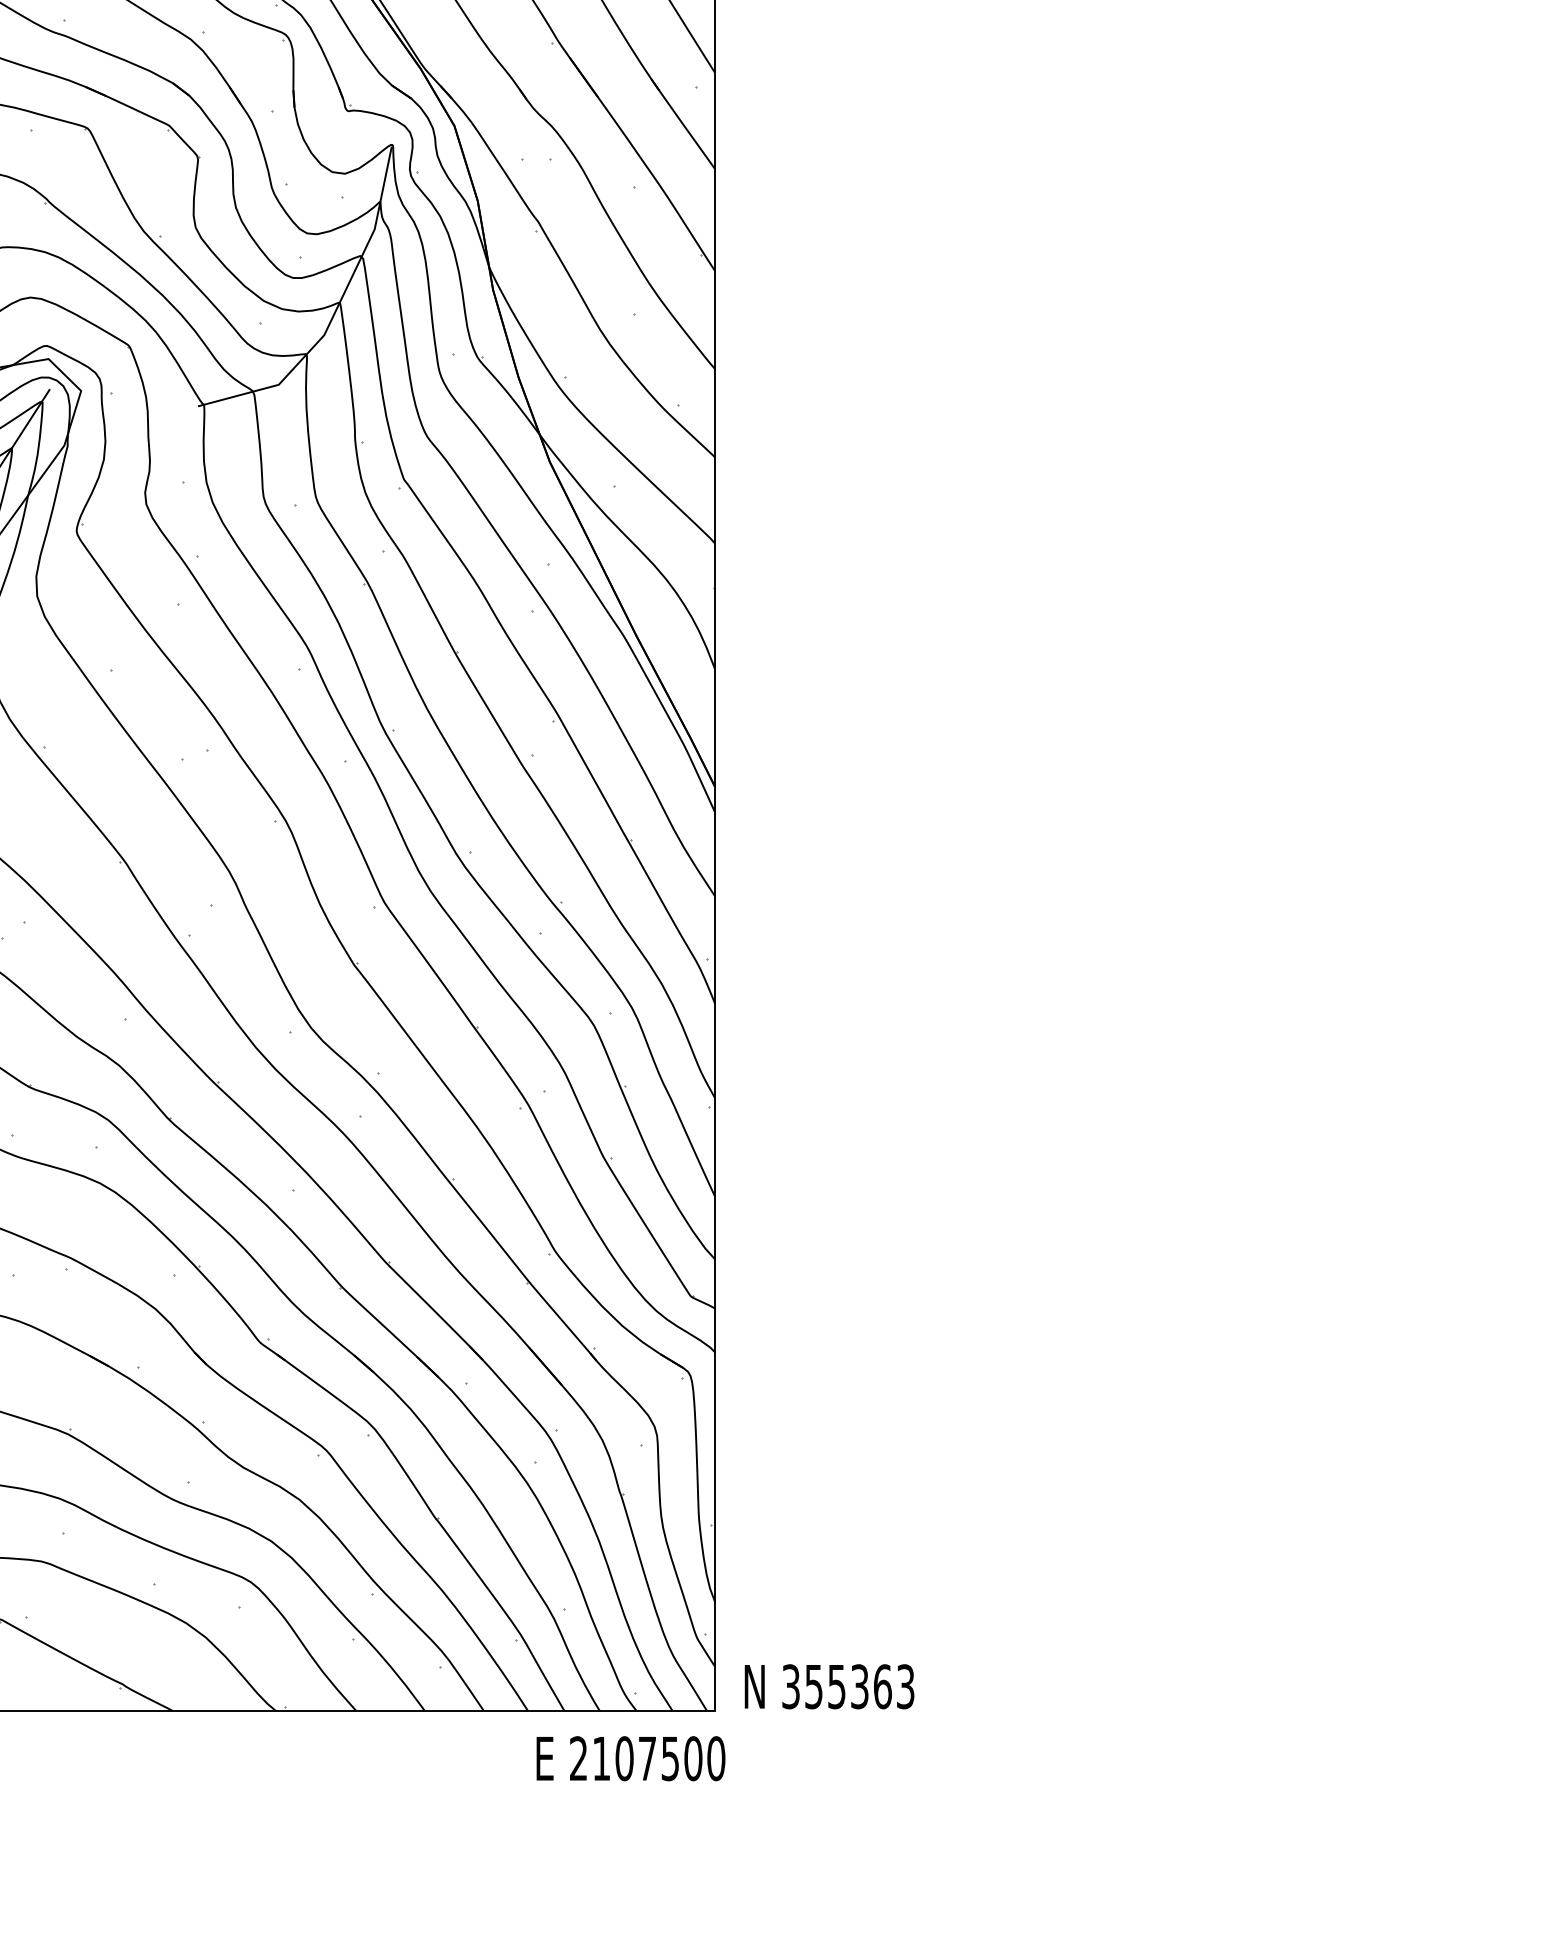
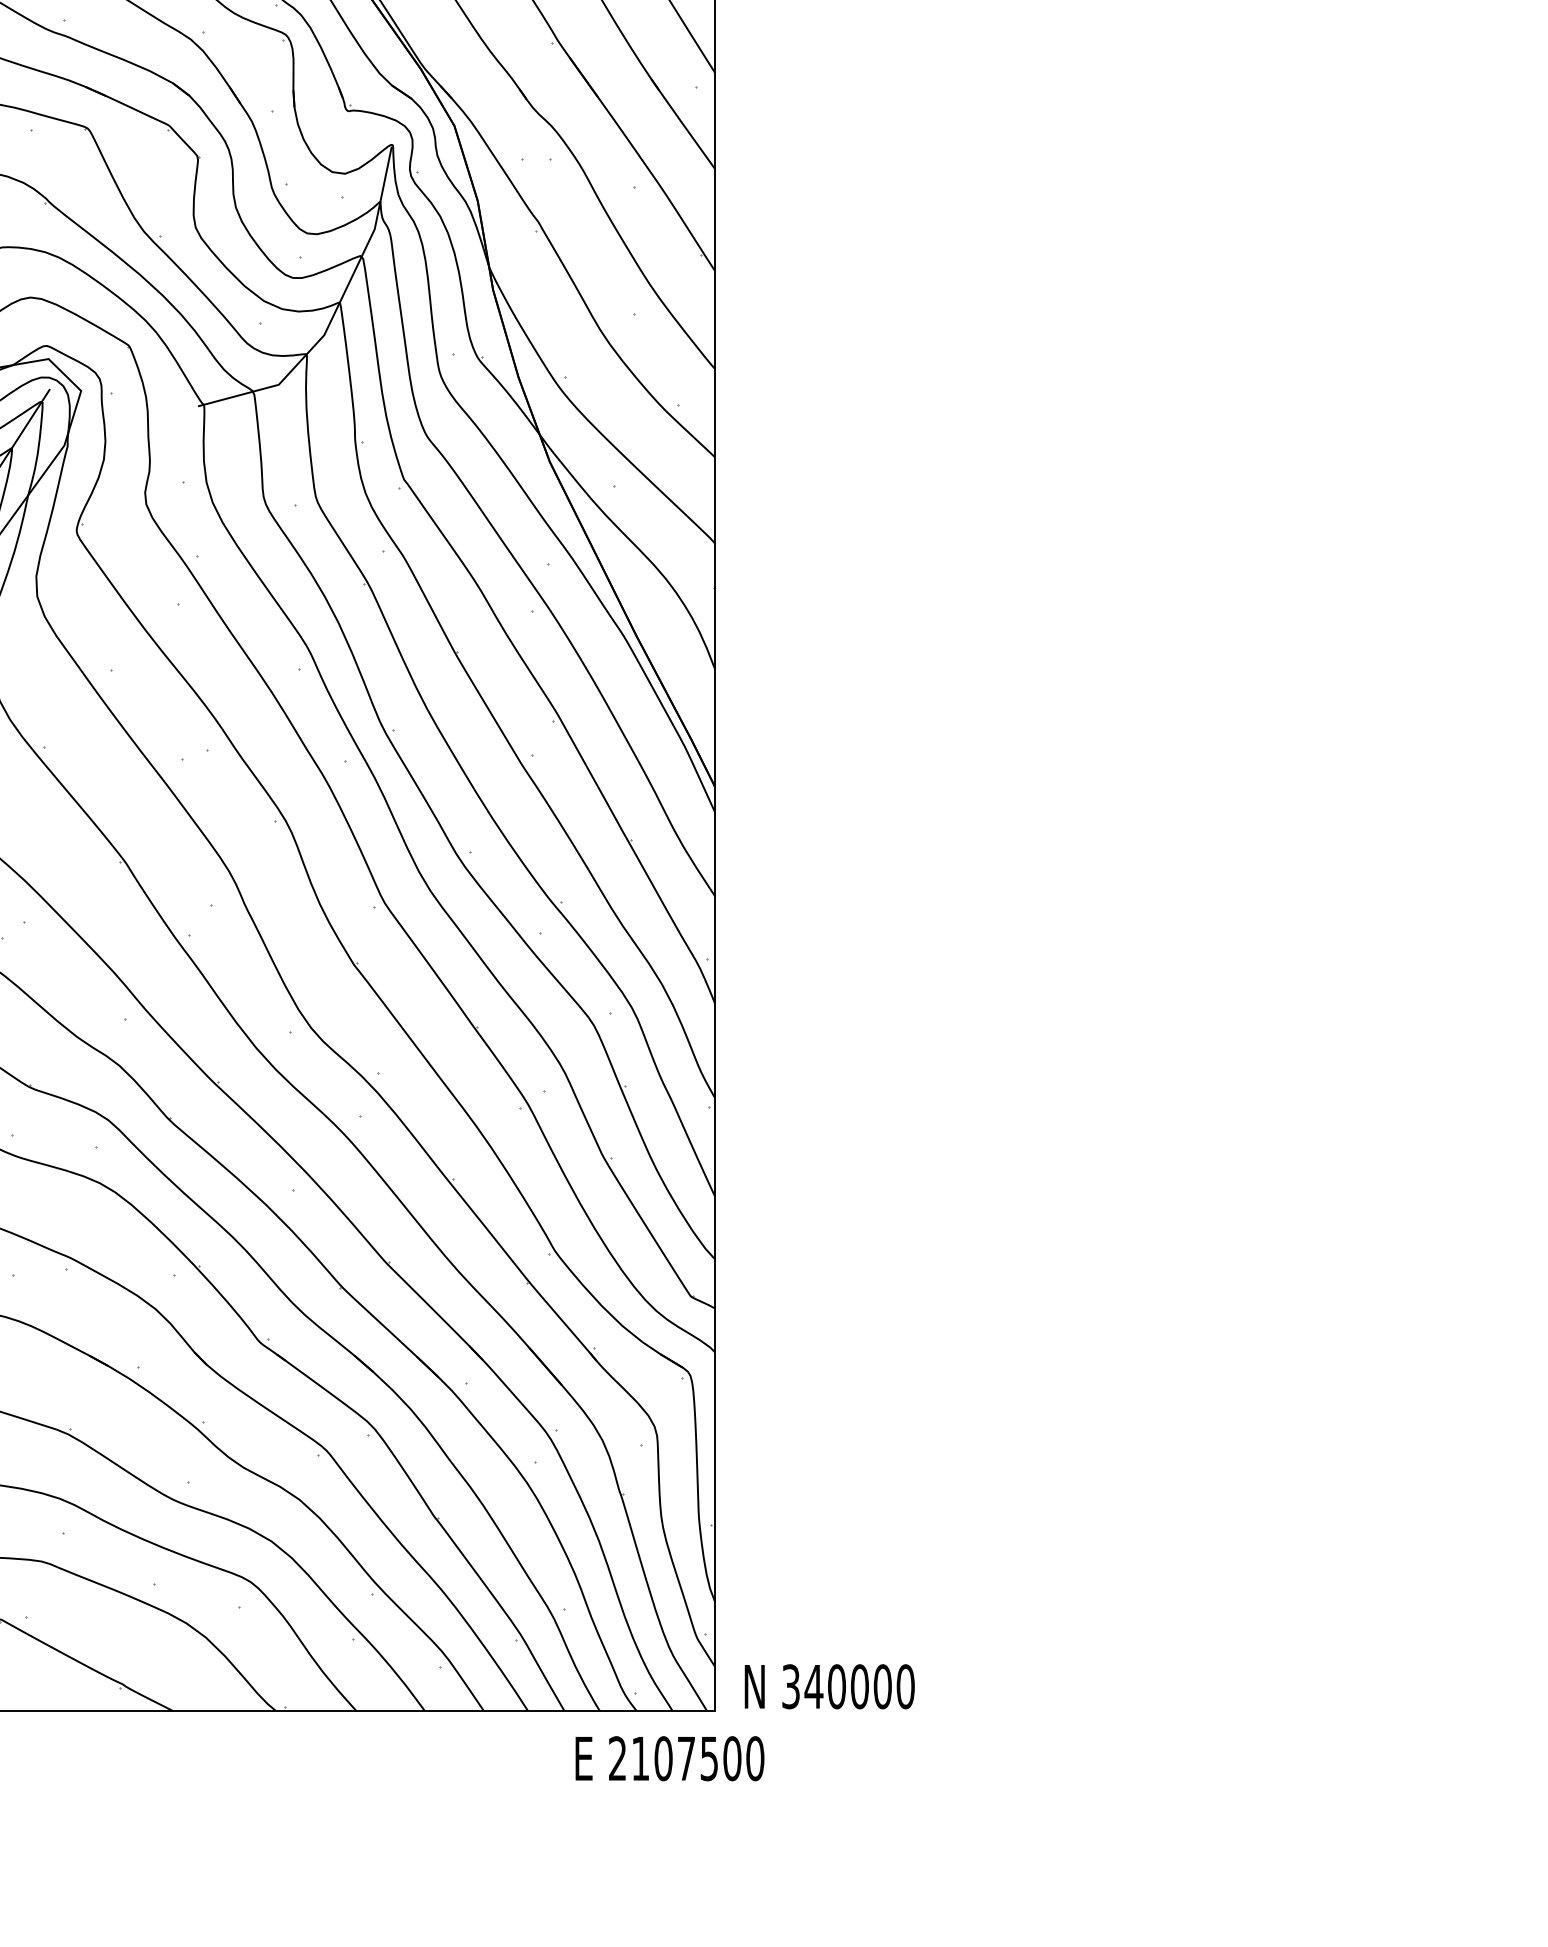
text: 355363 -> 340000 (859, 1686)
text position: (630, 1758) -> (669, 1758) (669, 1758)
